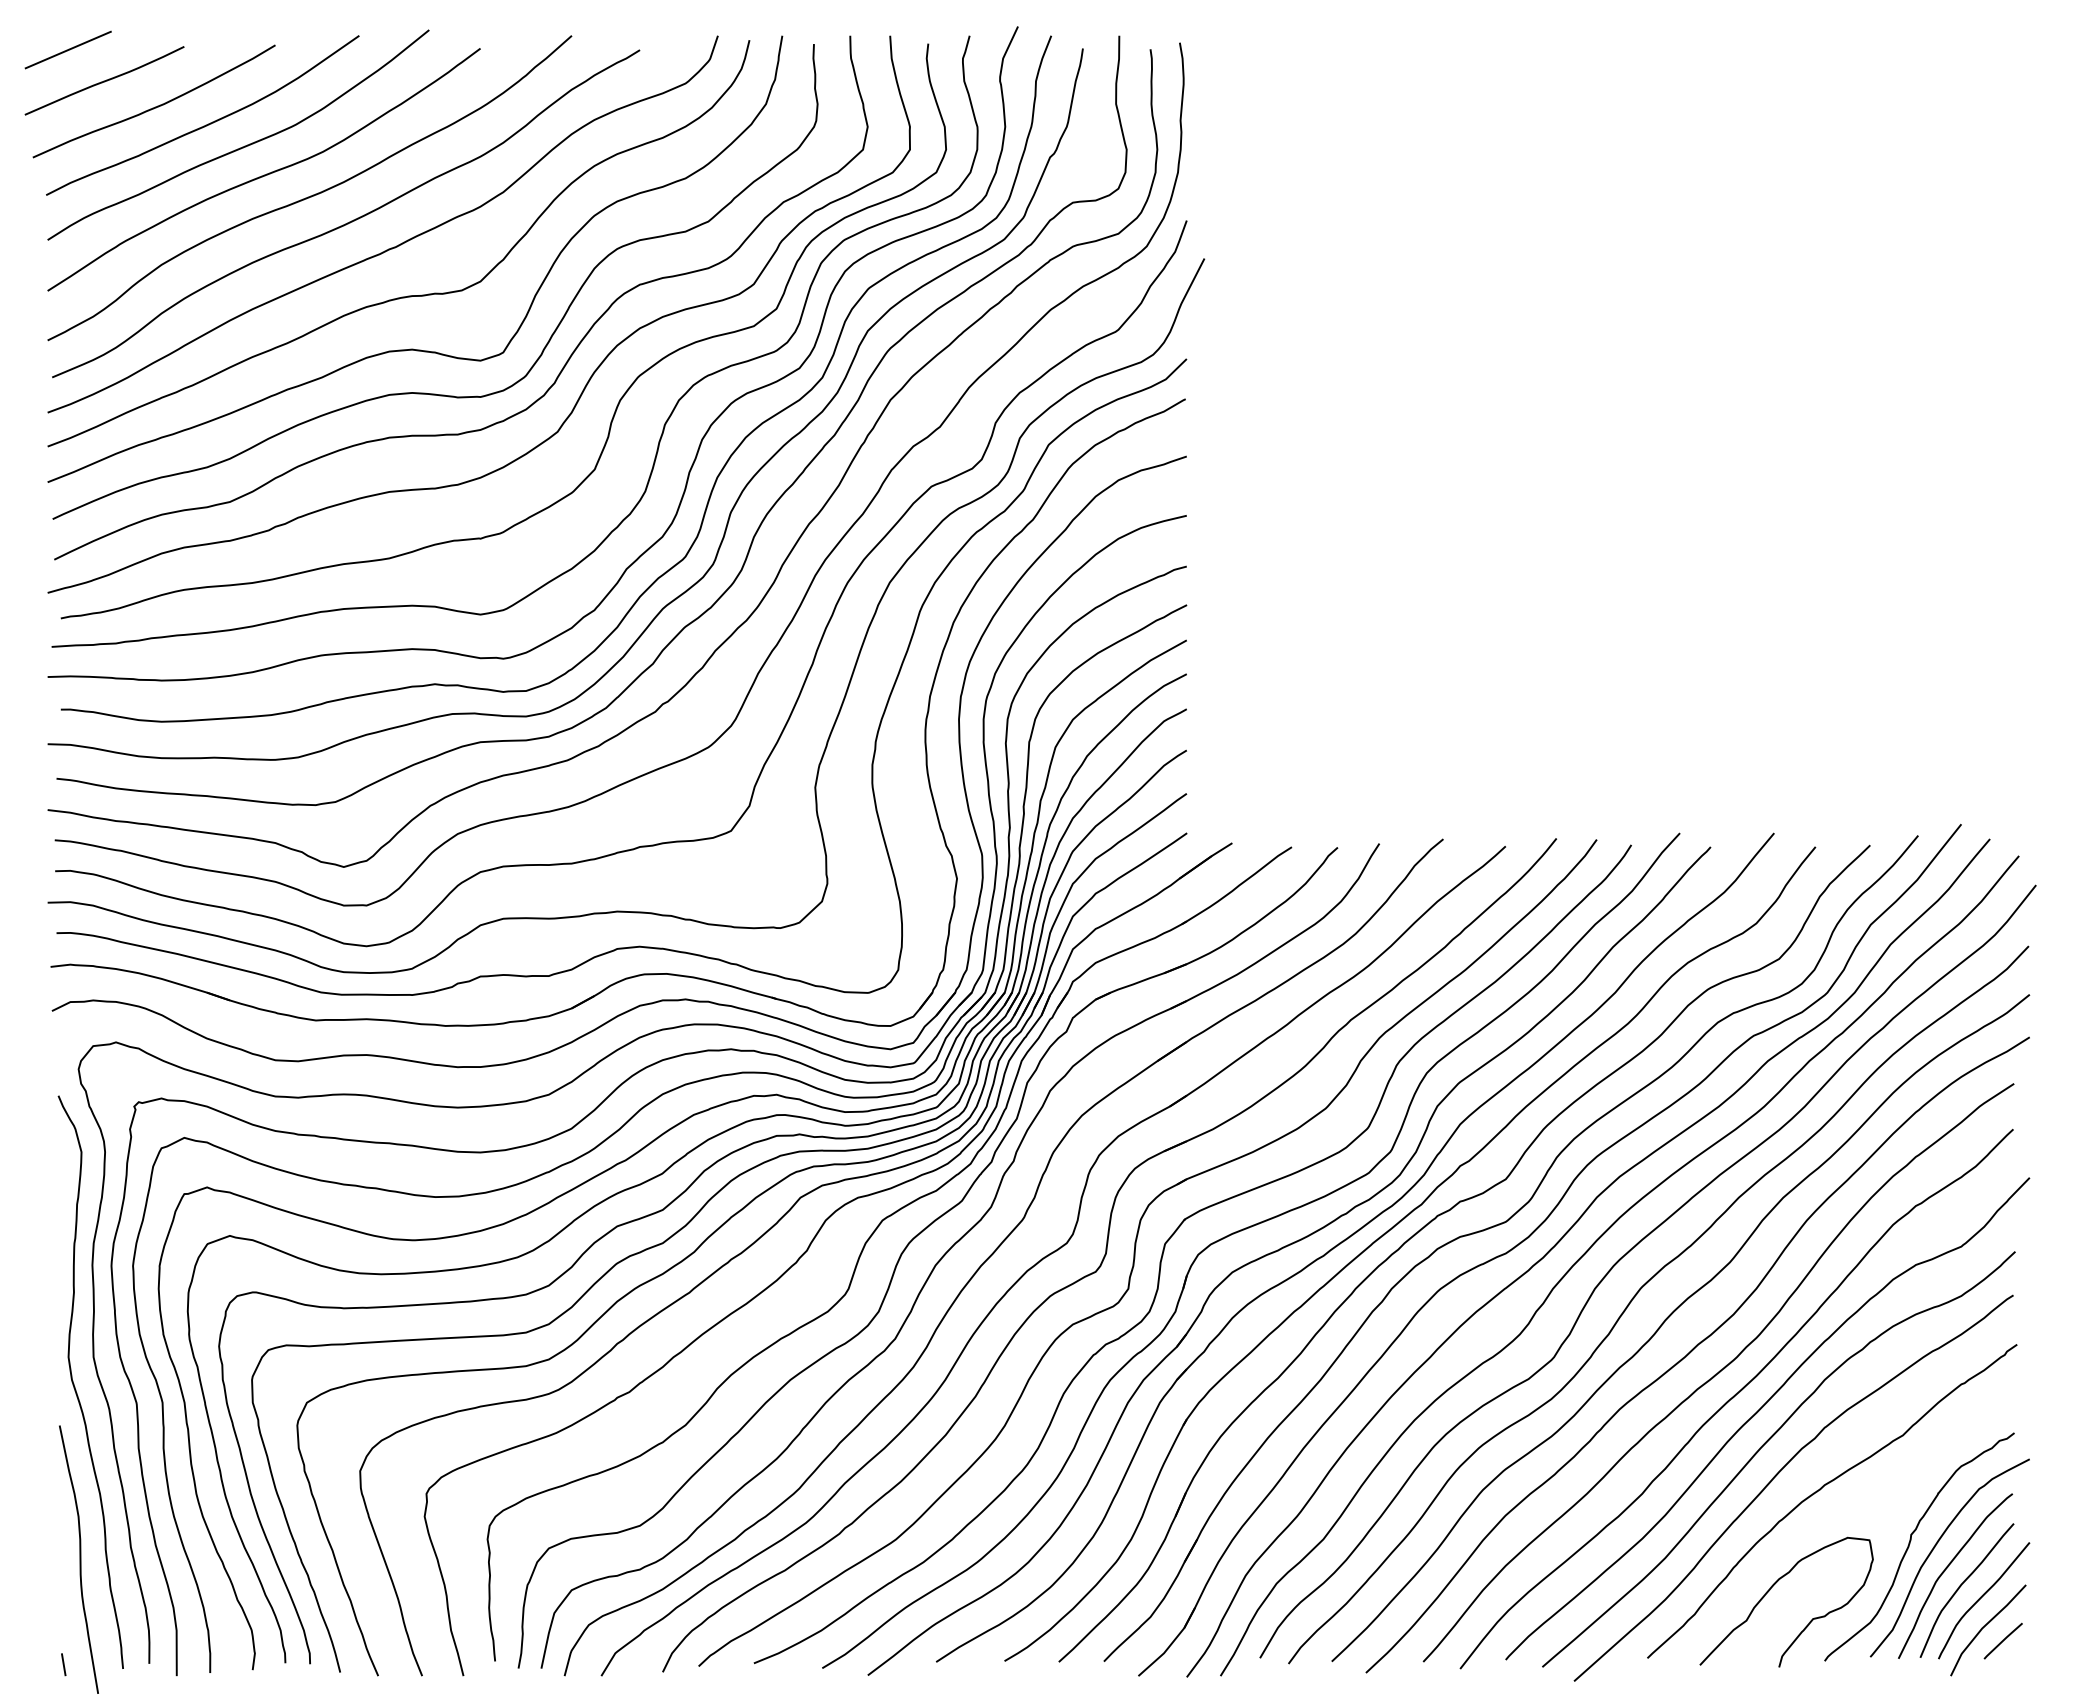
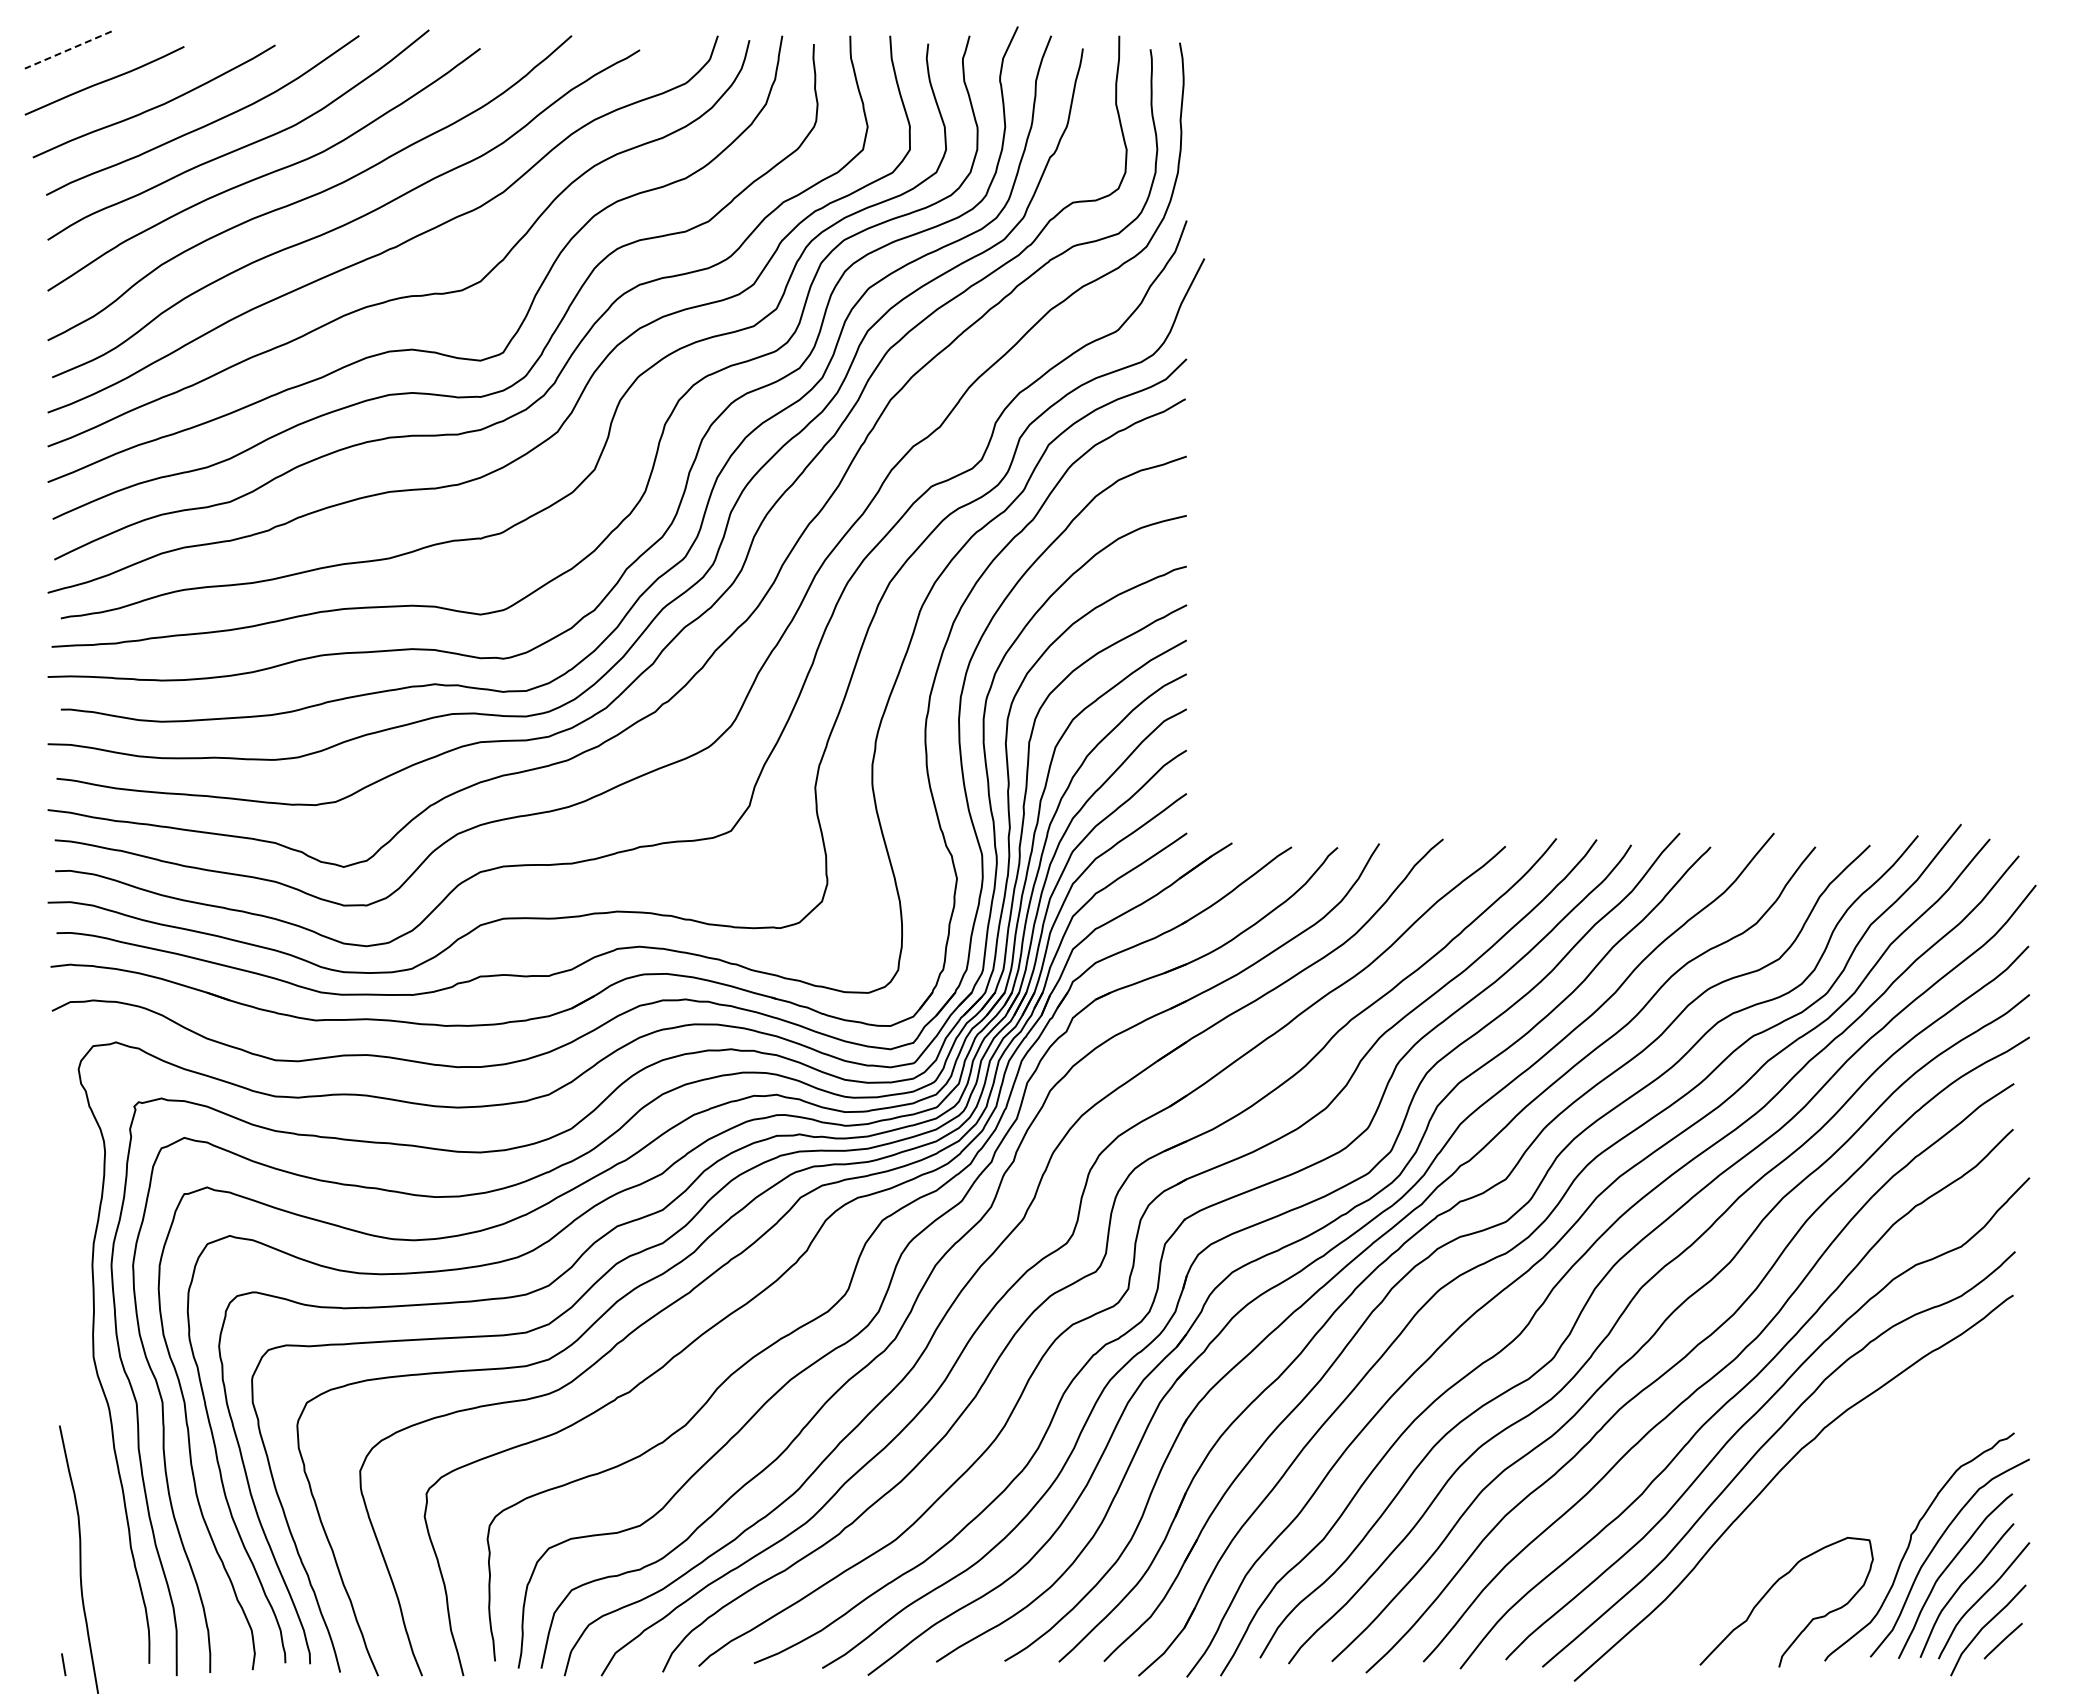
line: solid -> dashed (67, 50)
curve: present -> none (75, 1386)
curve: present -> none (1821, 1489)
